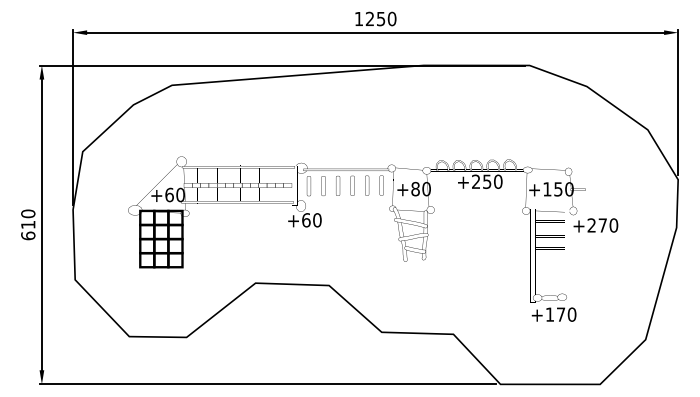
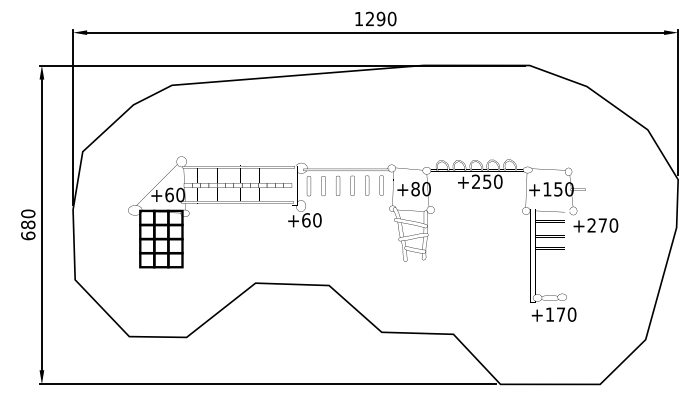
text: 1250 -> 1290 (380, 18)
text: 610 -> 680 (28, 224)
